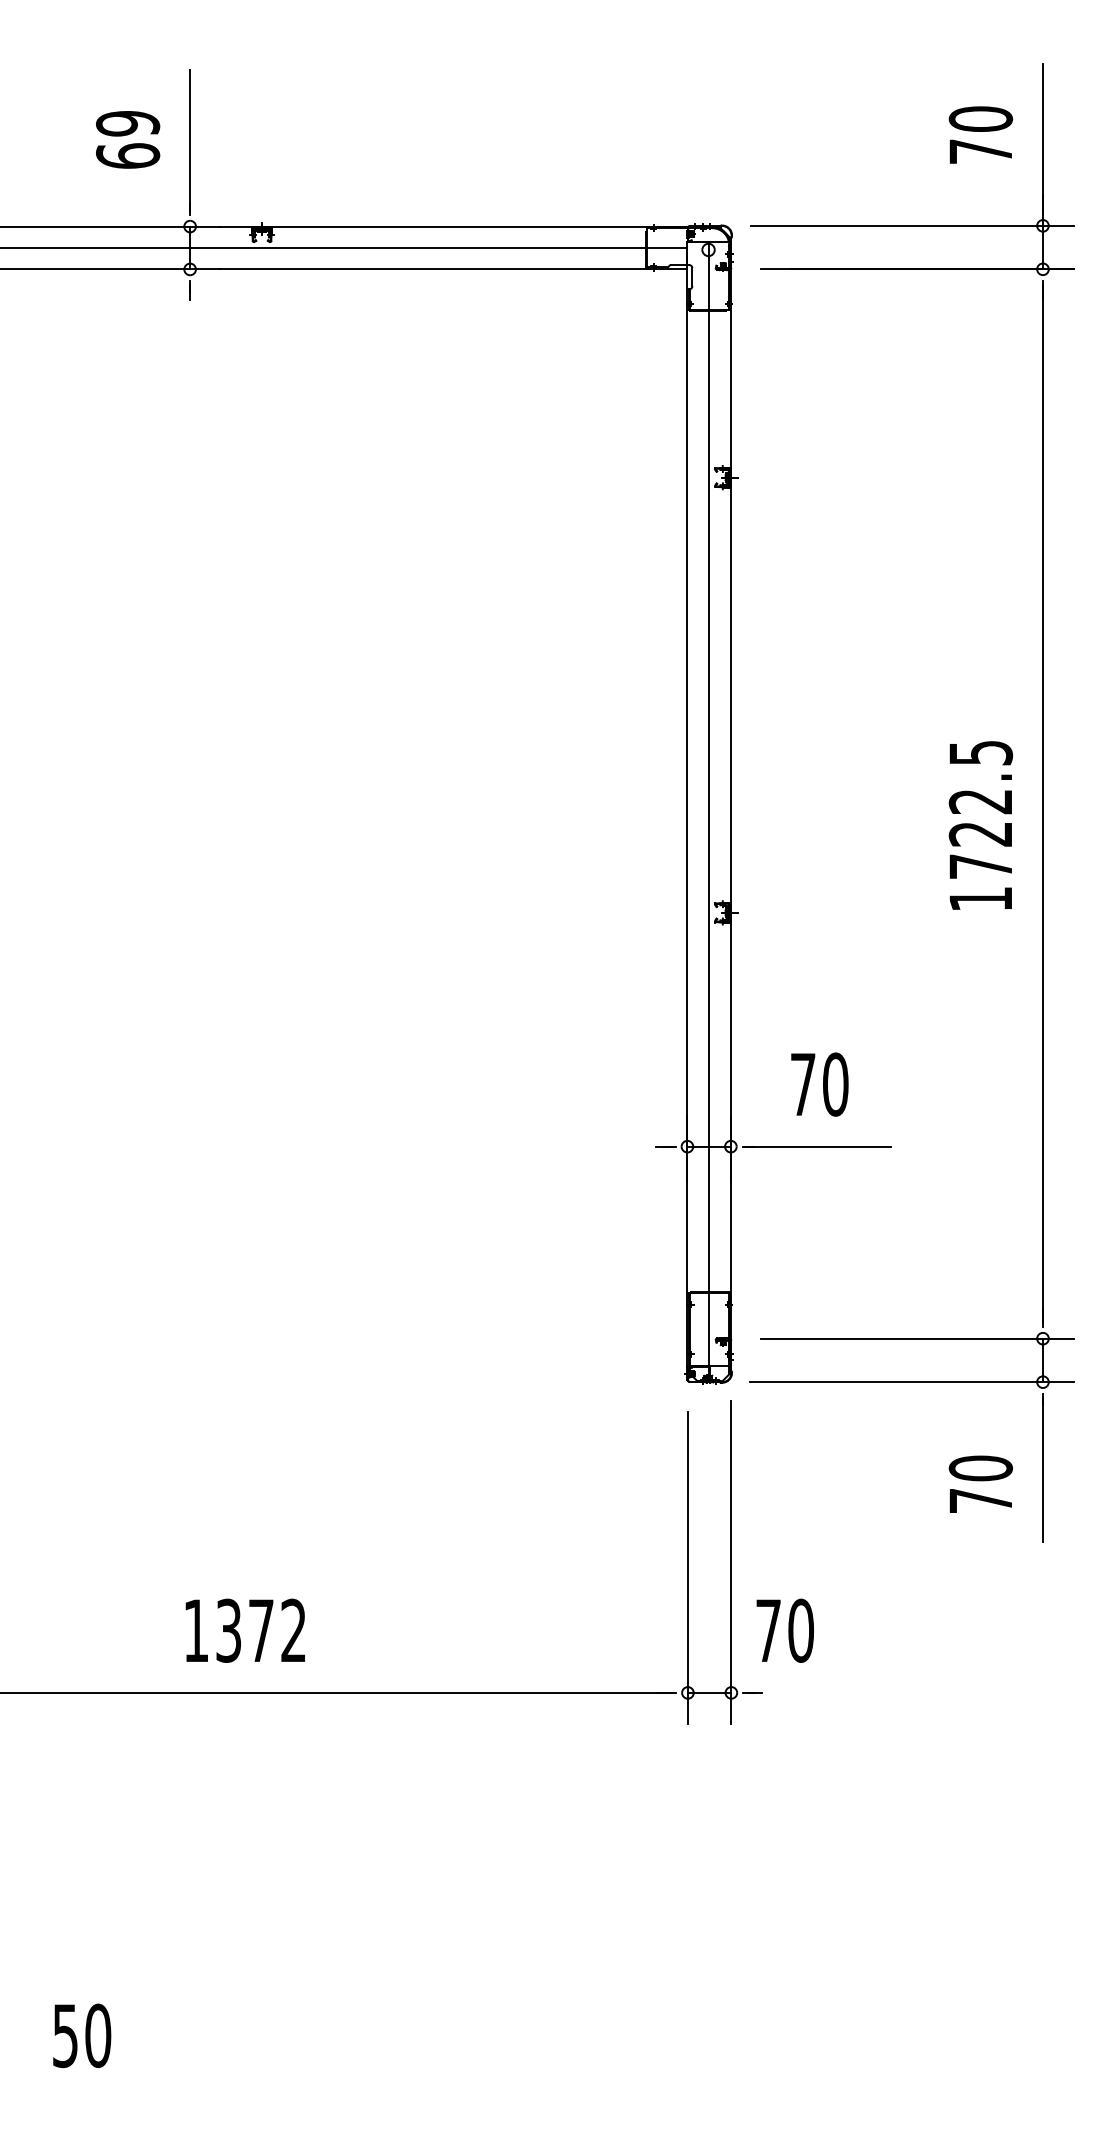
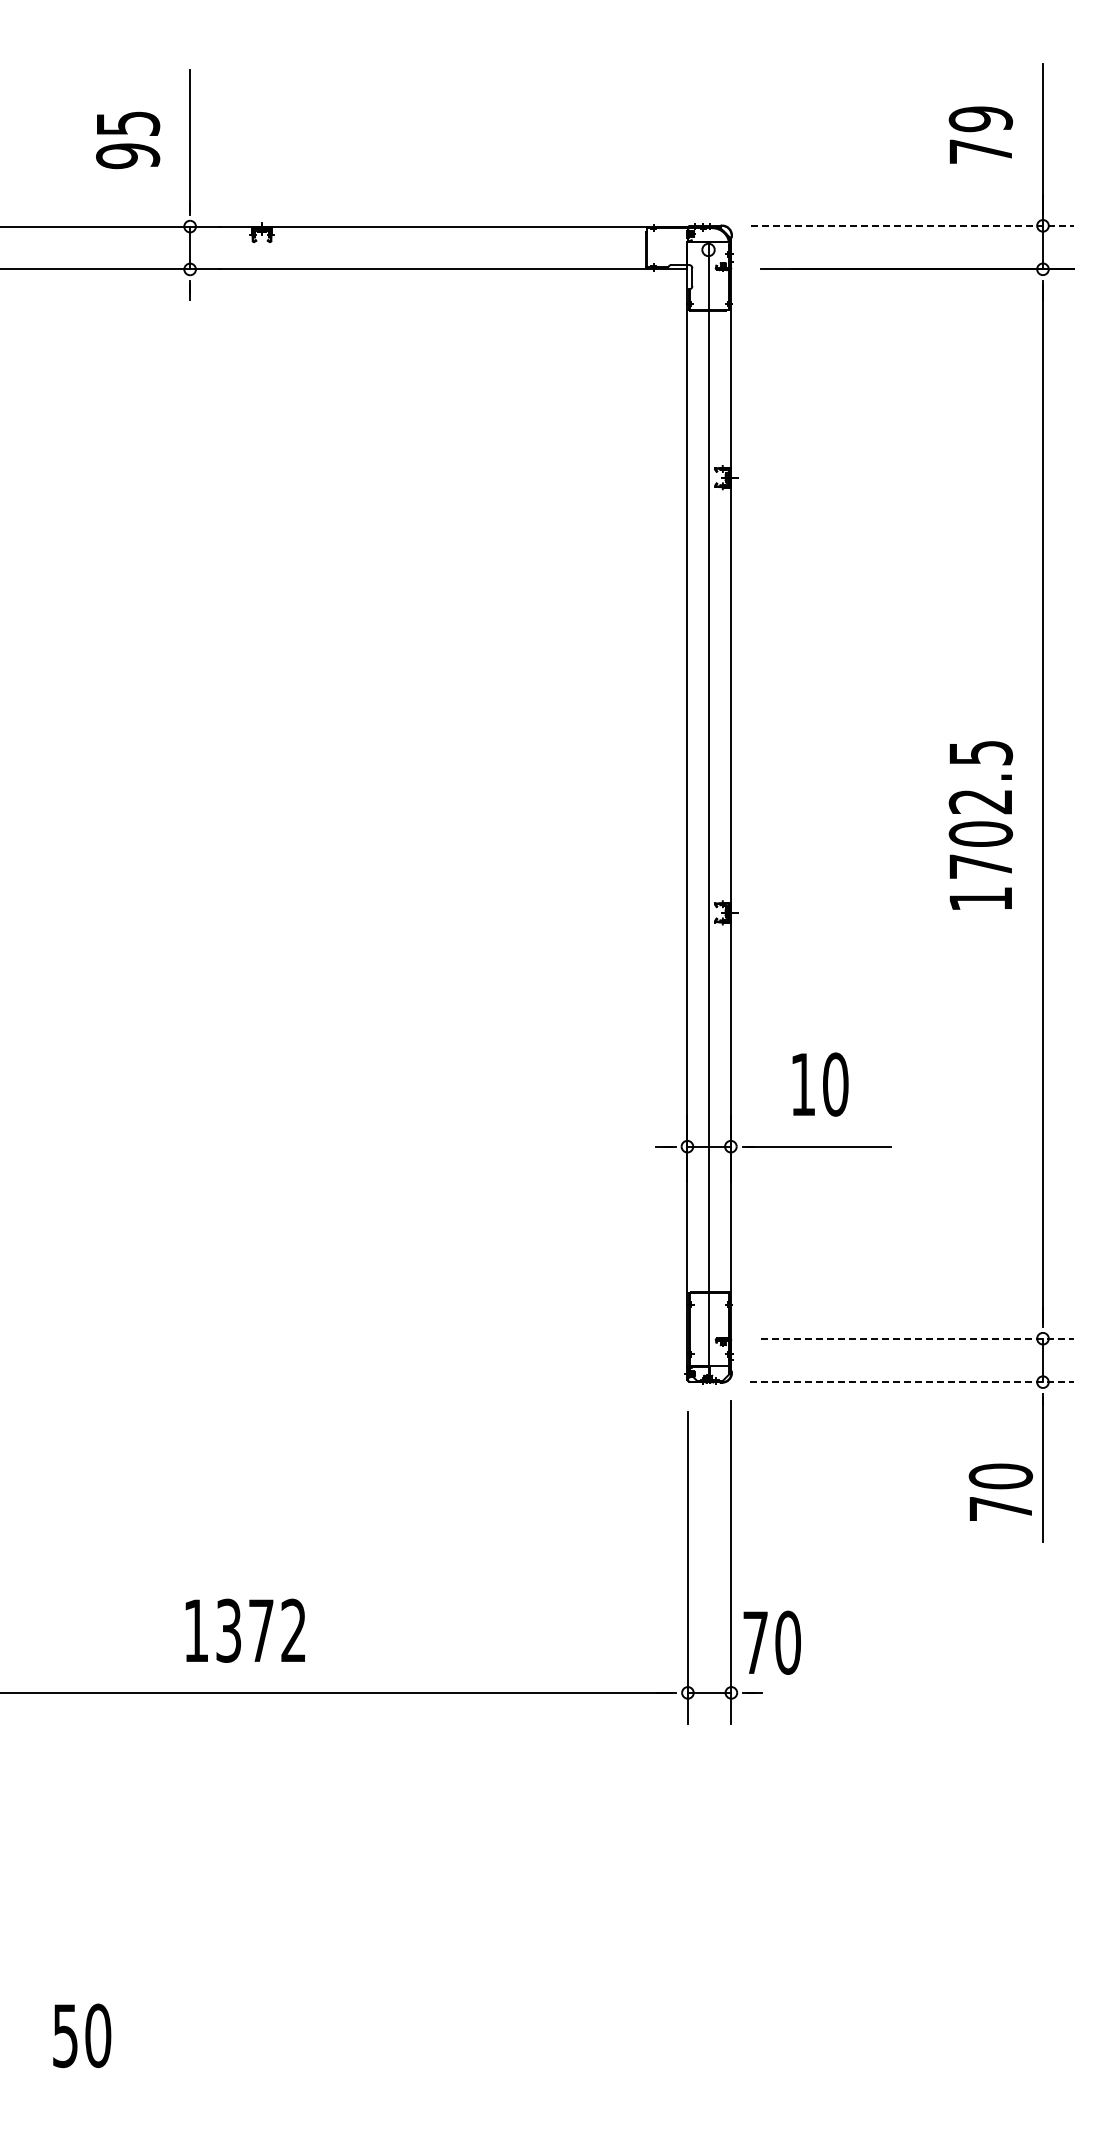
text: 70 -> 79 (981, 119)
text: 69 -> 95 (128, 140)
line: solid -> dashed (912, 225)
line: present -> none (344, 248)
text: 1722.5 -> 1702.5 (980, 833)
text: 70 -> 10 (803, 1084)
line: solid -> dashed (917, 1338)
line: solid -> dashed (912, 1382)
text position: (980, 1483) -> (1000, 1491) (1000, 1491)
text position: (784, 1630) -> (771, 1642) (771, 1642)
